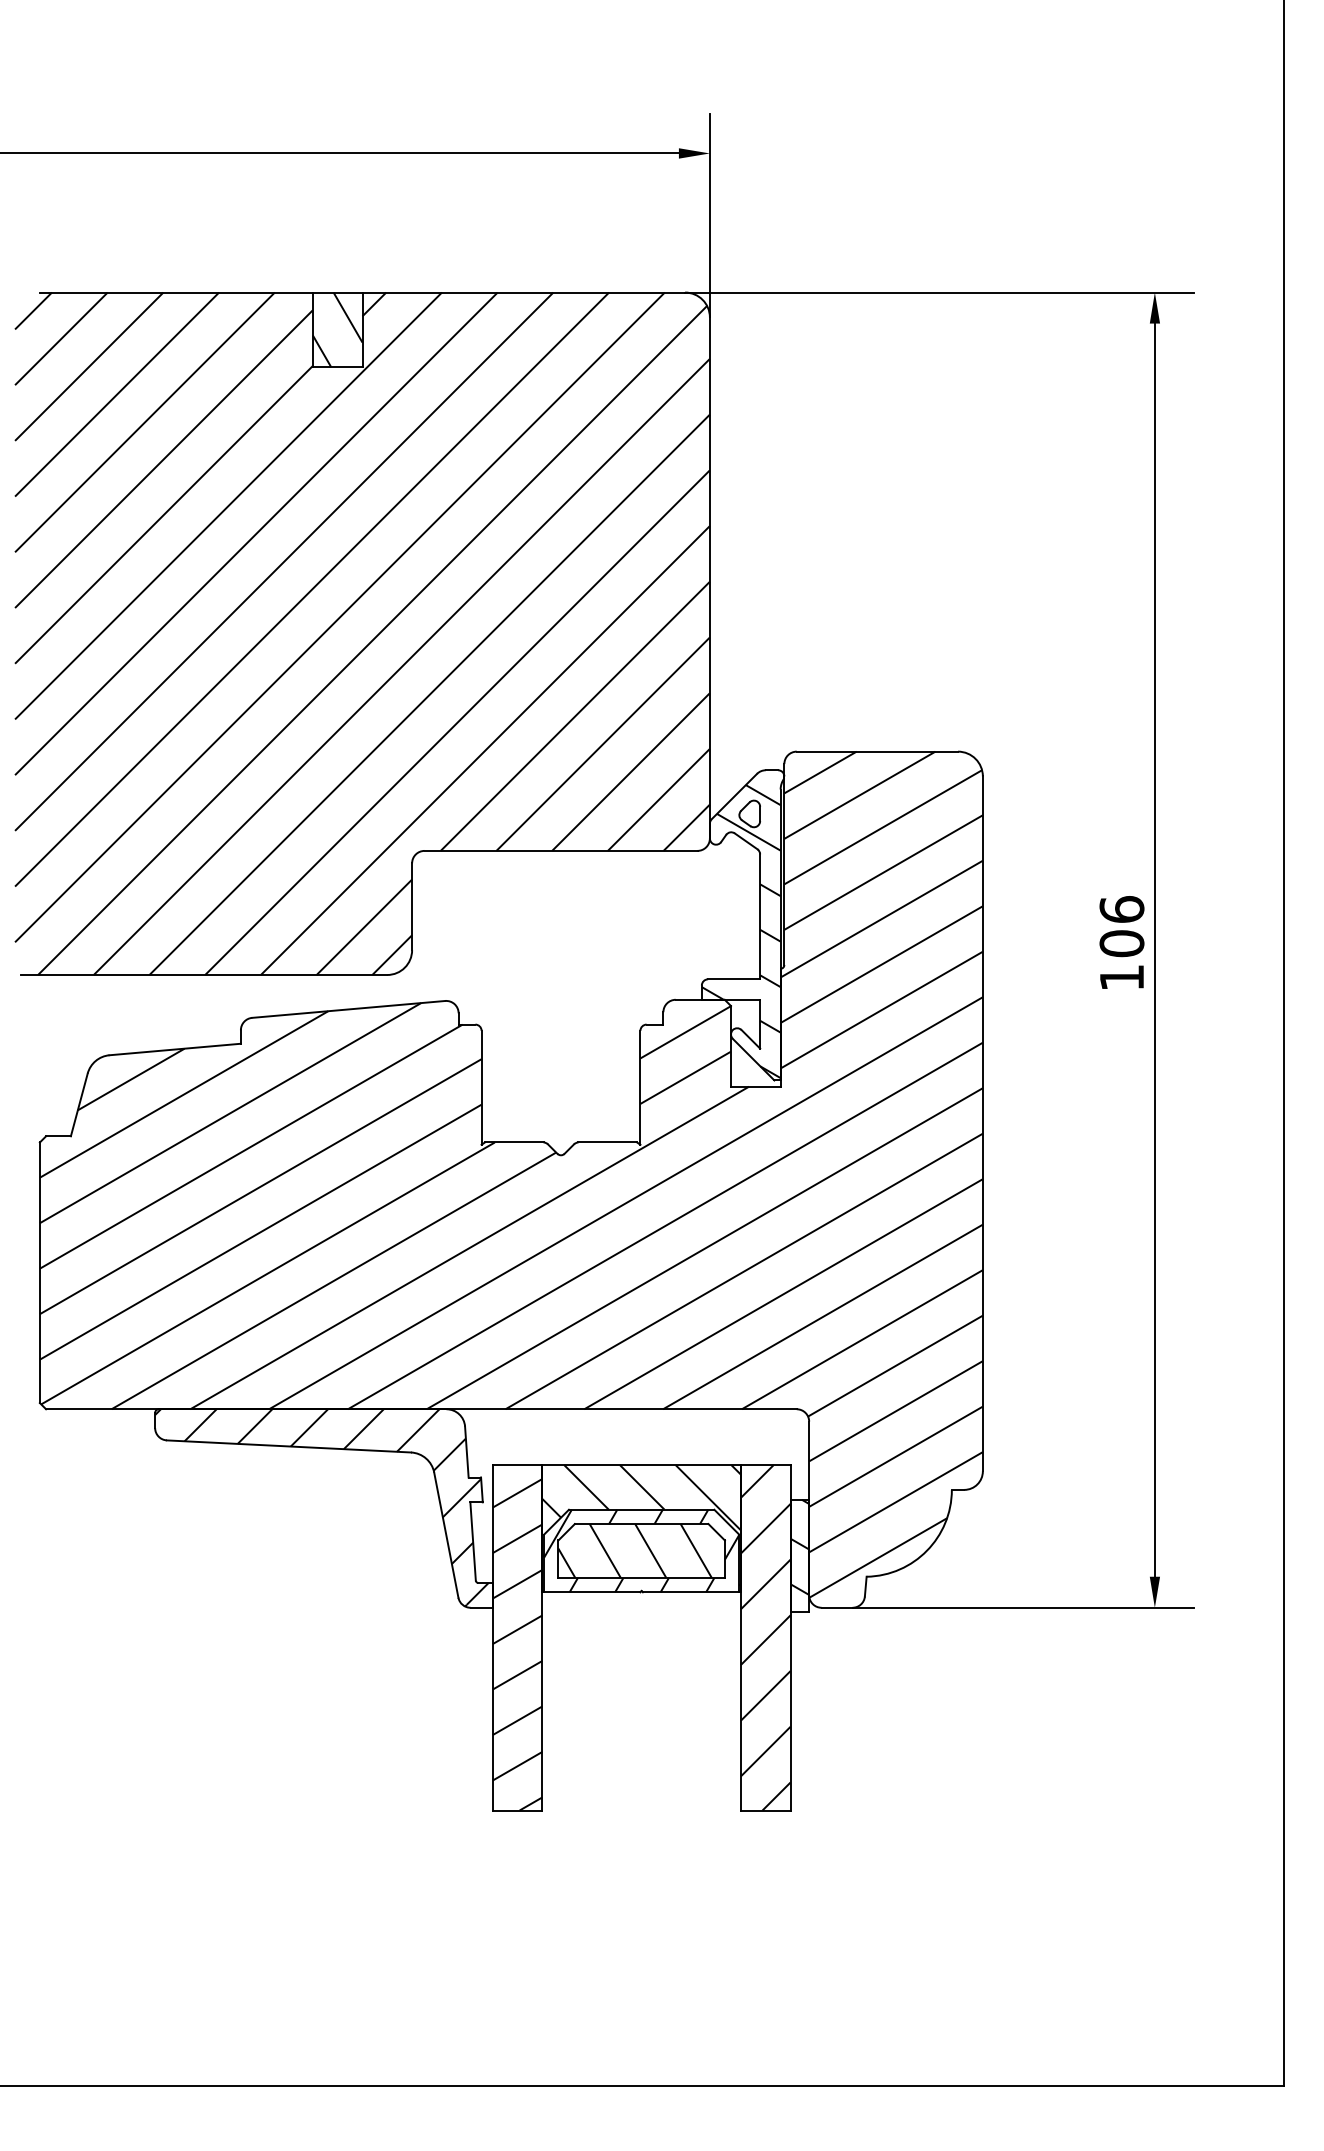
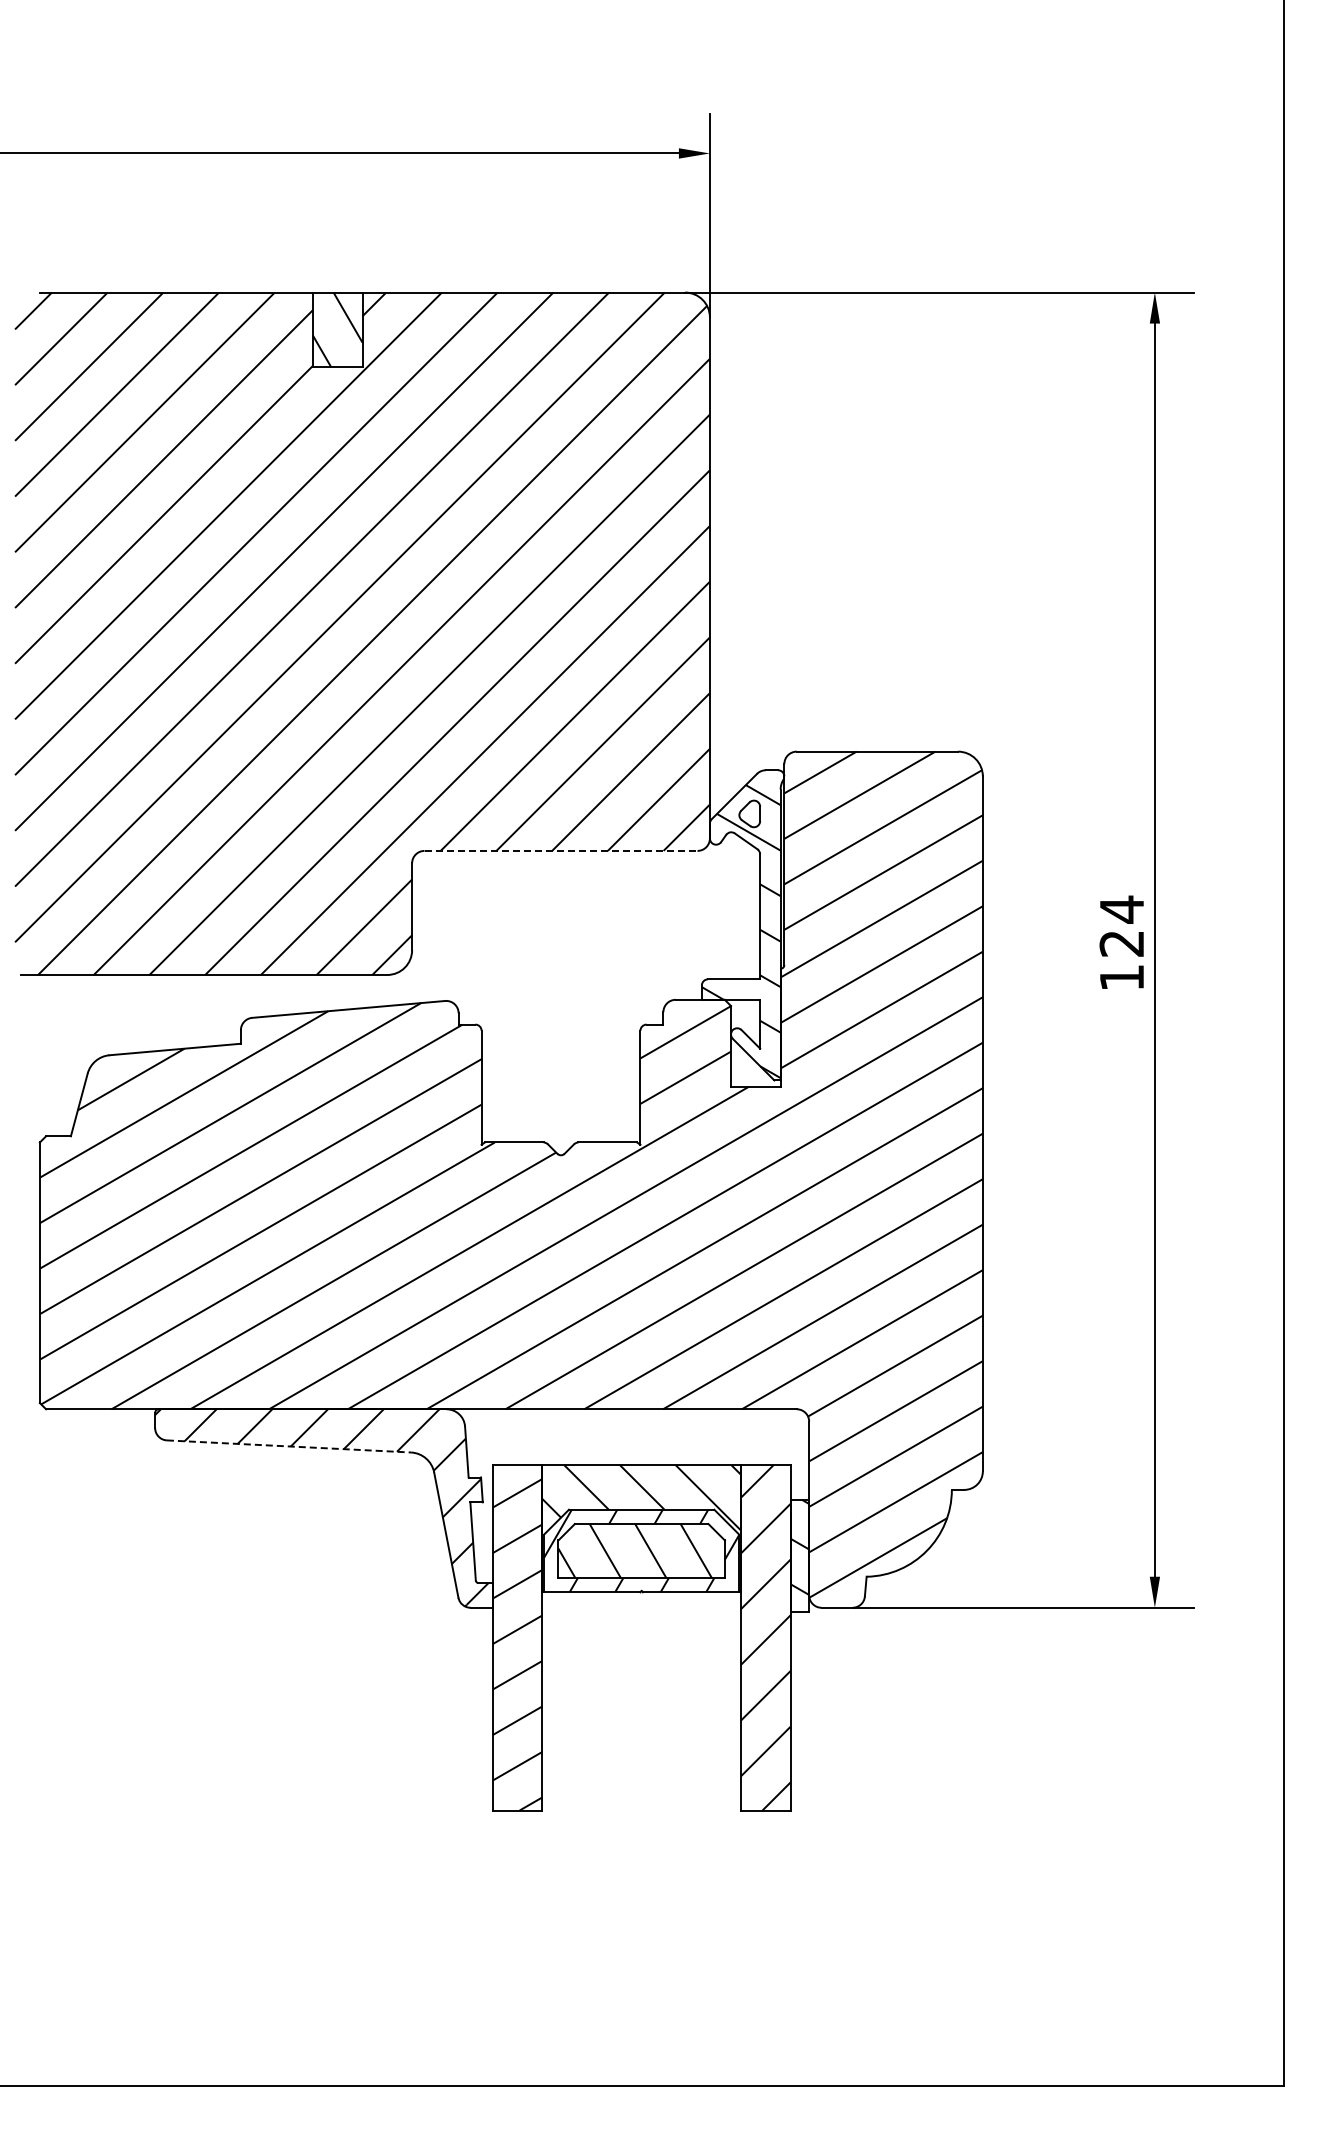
line: solid -> dashed (561, 850)
text: 106 -> 124 (1121, 926)
line: solid -> dashed (289, 1446)
